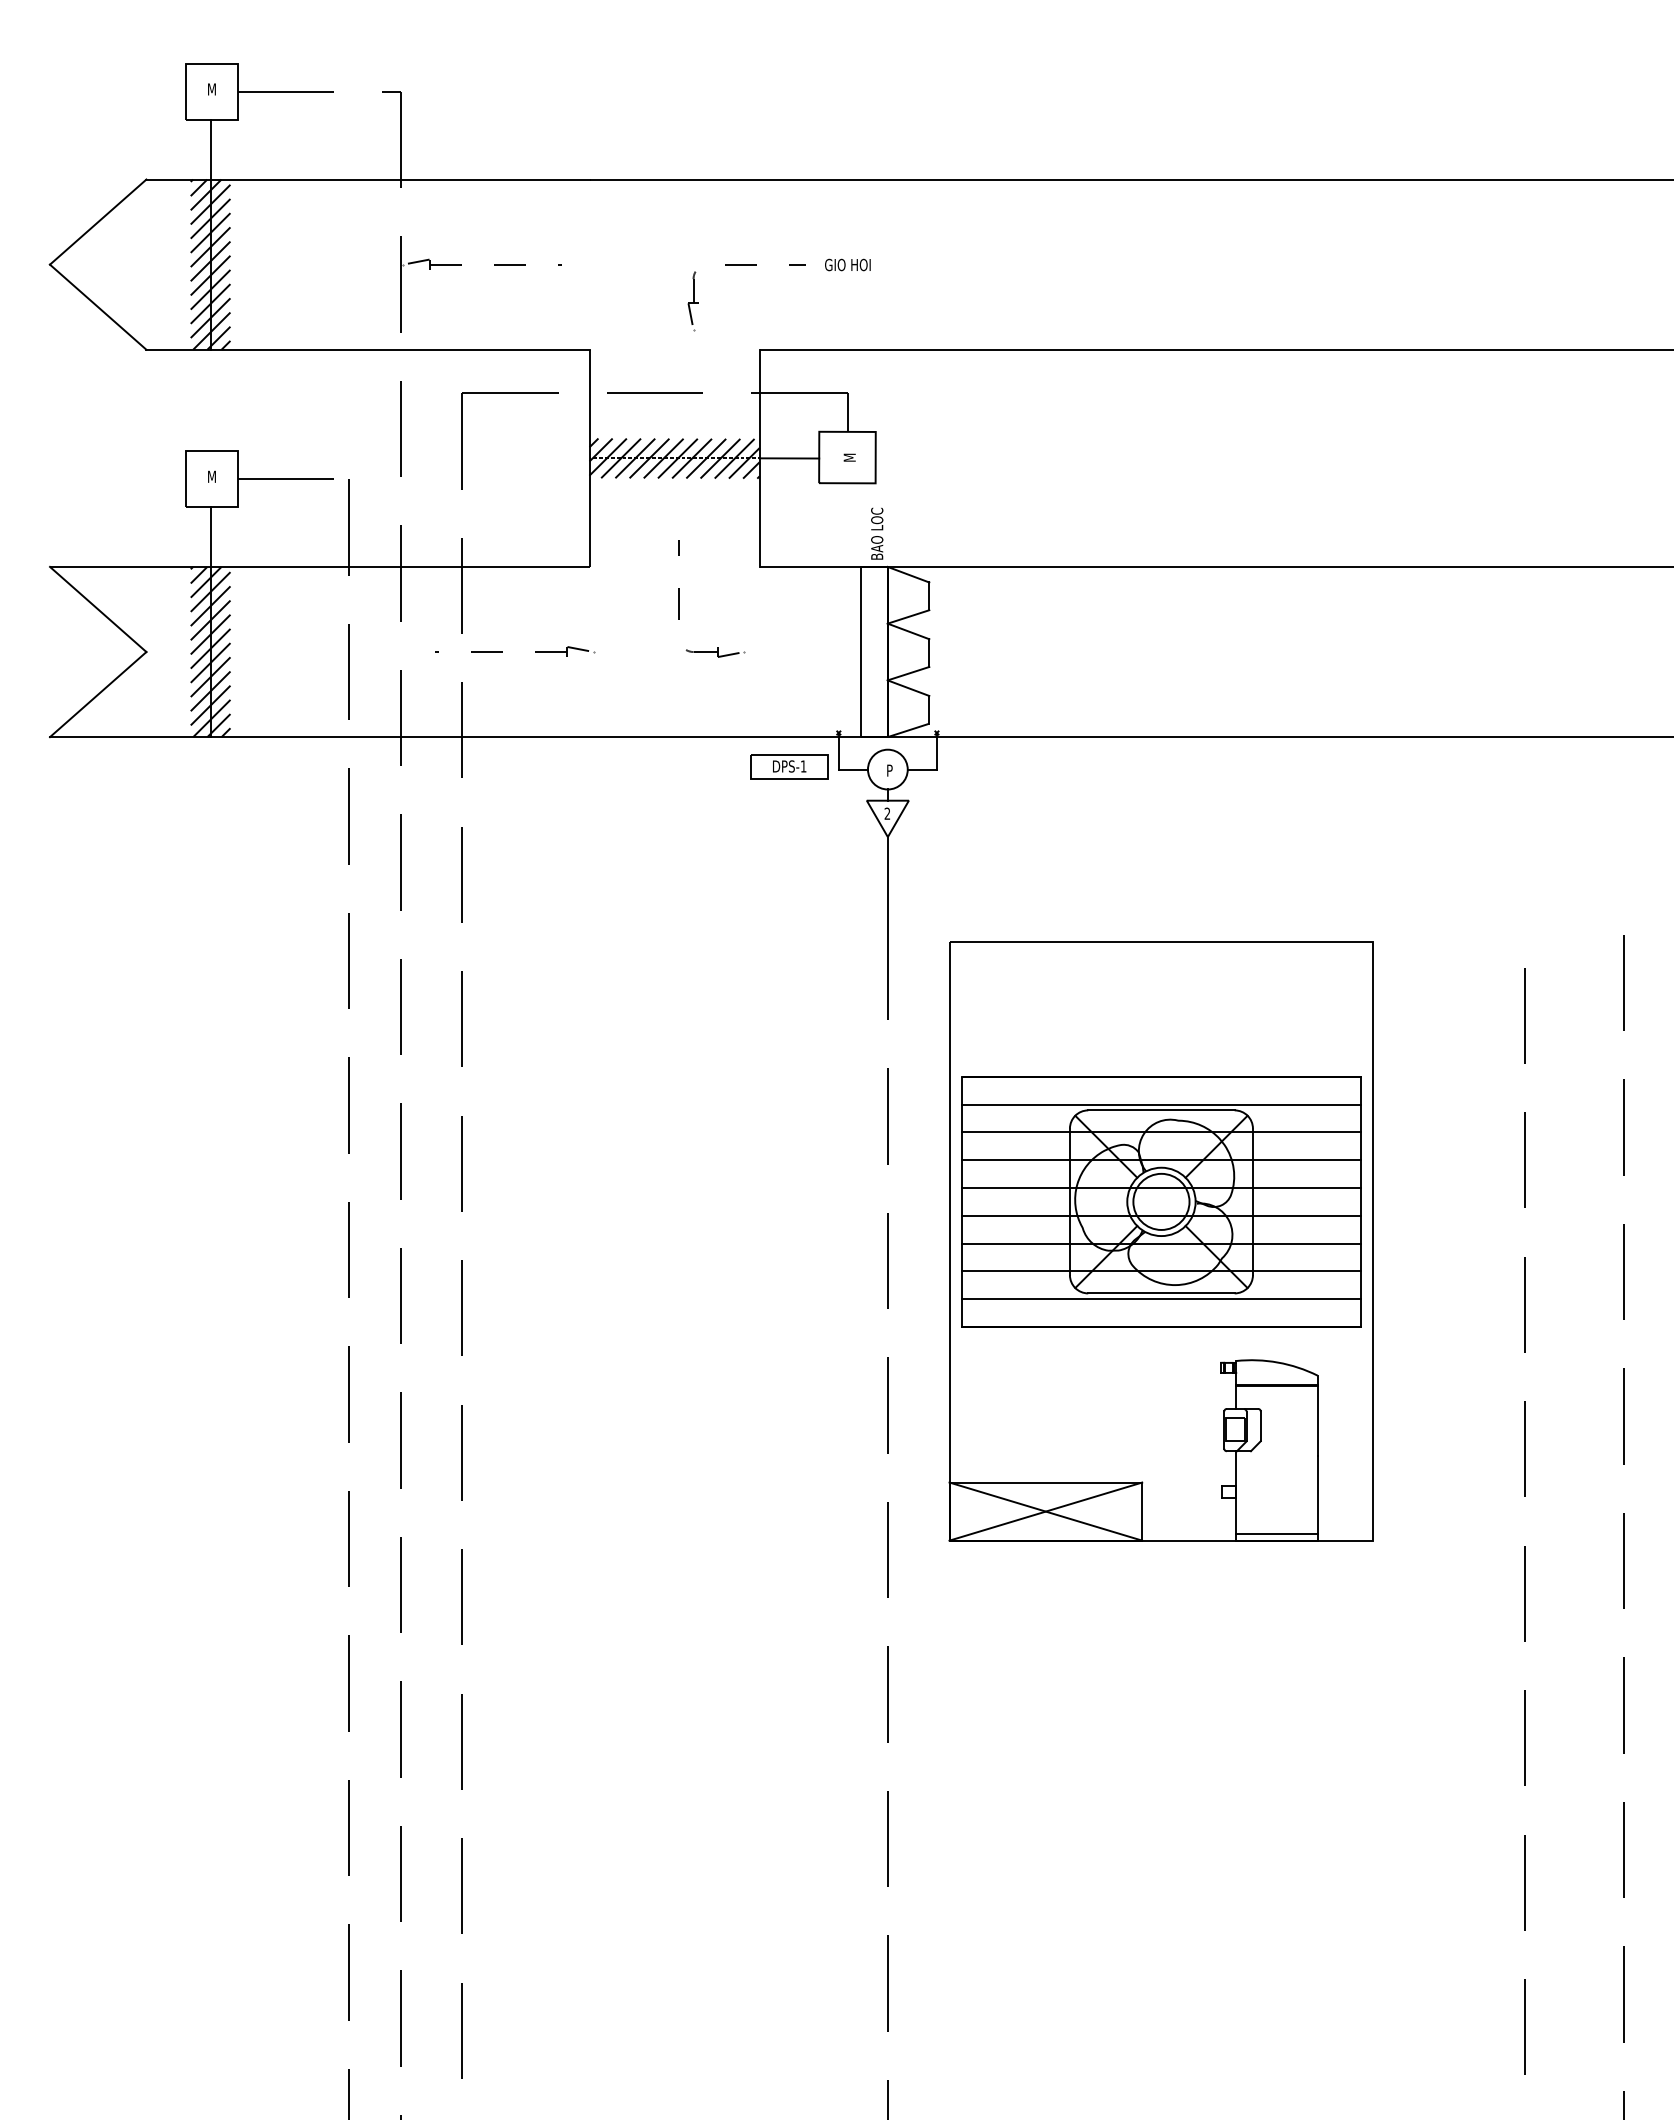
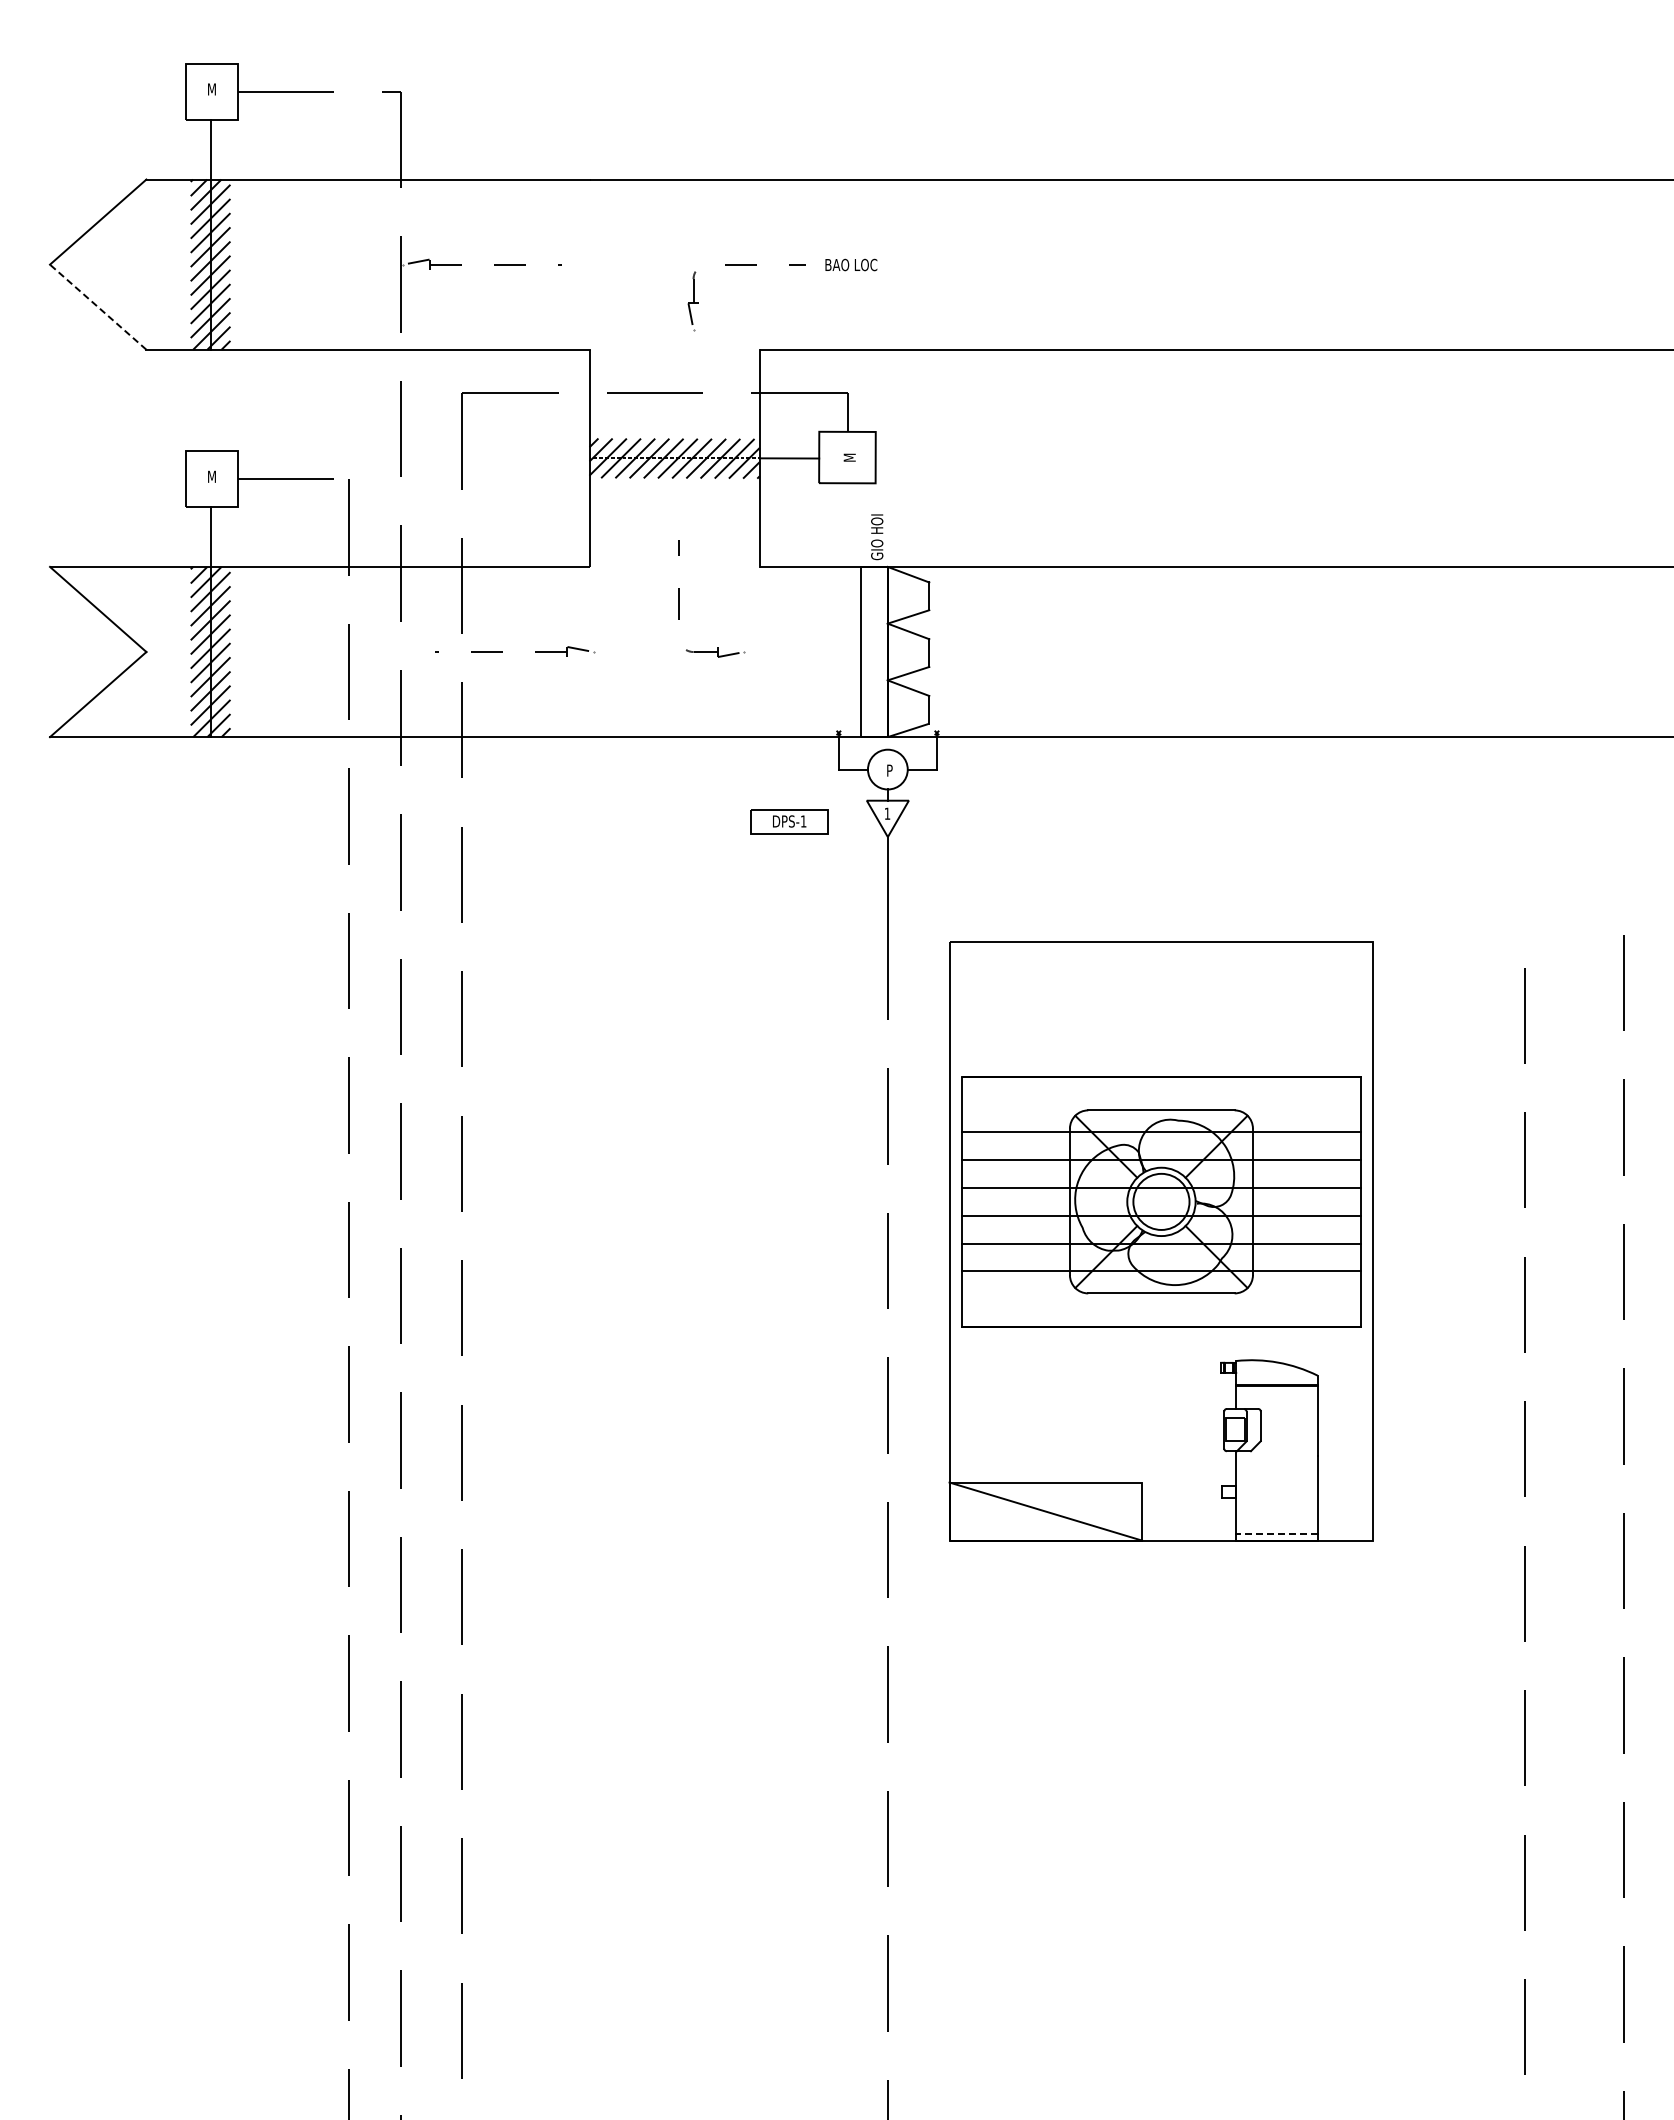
text: GIO HOI -> BAO LOC (851, 264)
line: solid -> dashed (97, 306)
text: BAO LOC -> GIO HOI (877, 533)
part position: (789, 766) -> (789, 821) (789, 821)
text: 2 -> 1 (886, 813)
line: present -> none (1161, 1104)
line: present -> none (1161, 1299)
line: present -> none (1045, 1511)
line: solid -> dashed (1276, 1533)
